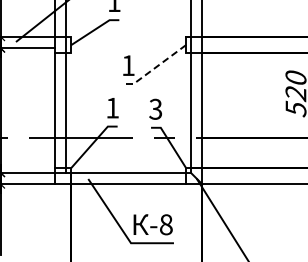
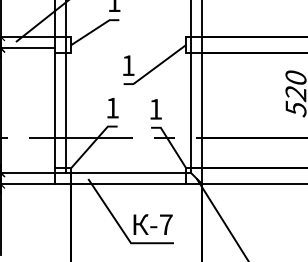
line: dashed -> solid (154, 68)
text: 3 -> 1 (155, 108)
text: -8 -> -7 (166, 224)
